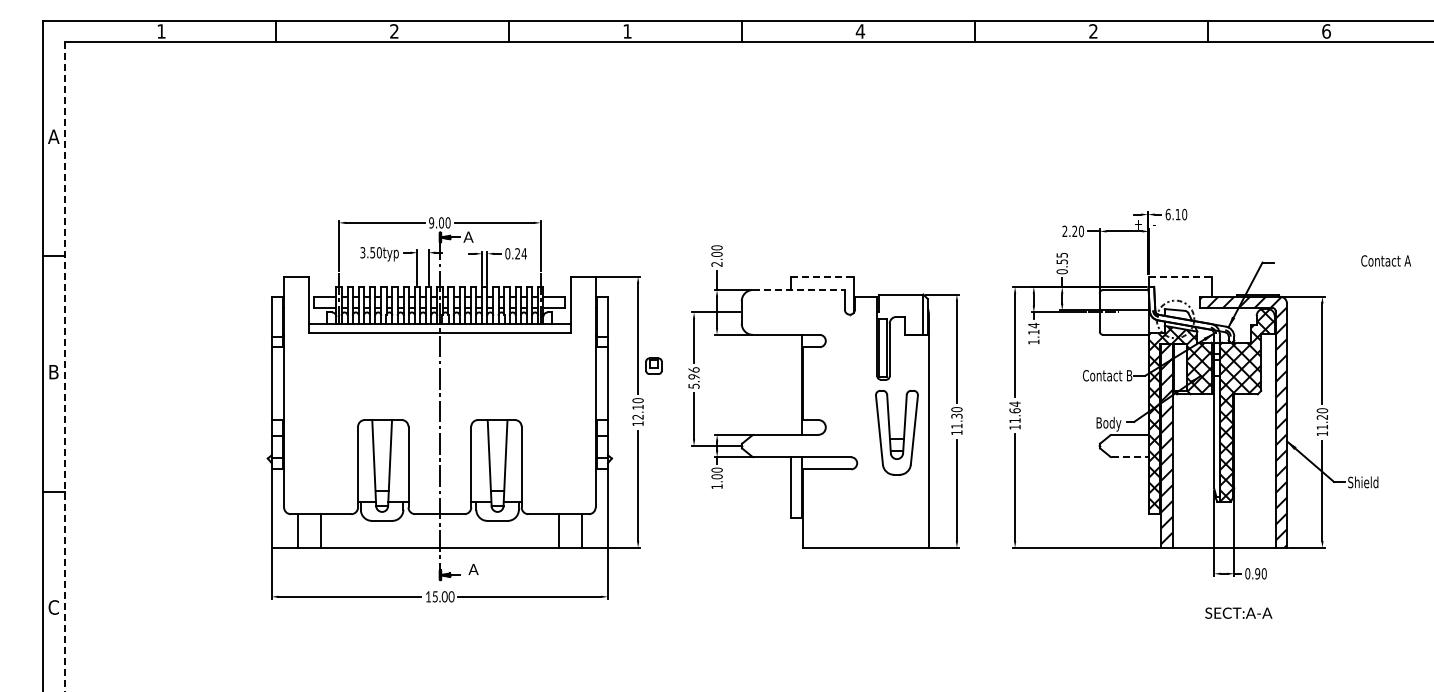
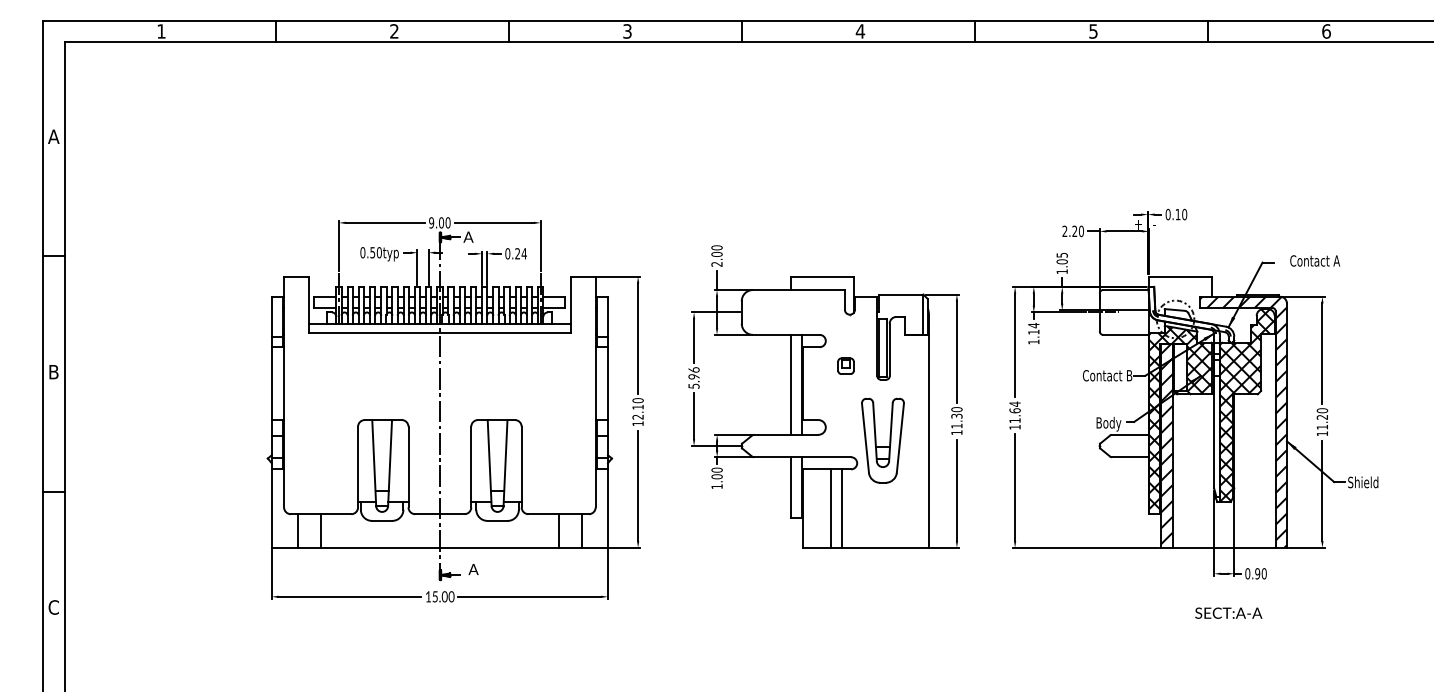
text: 1 -> 3 (627, 31)
text: 2 -> 5 (1093, 31)
text: 6.10 -> 0.10 (1167, 214)
text: 3.50typ -> 0.50typ (362, 252)
text position: (1385, 260) -> (1314, 260) (1314, 260)
text: 0.55 -> 1.05 (1061, 266)
line: dashed -> solid (822, 276)
line: dashed -> solid (1180, 276)
line: dashed -> solid (798, 290)
part position: (653, 365) -> (845, 365) (845, 365)
line: dashed -> solid (64, 367)
line: none -> present (791, 384)
part position: (896, 432) -> (882, 440) (882, 440)
line: dashed -> solid (1131, 457)
line: none -> present (831, 508)
line: none -> present (841, 508)
text position: (1238, 612) -> (1228, 612) (1228, 612)
